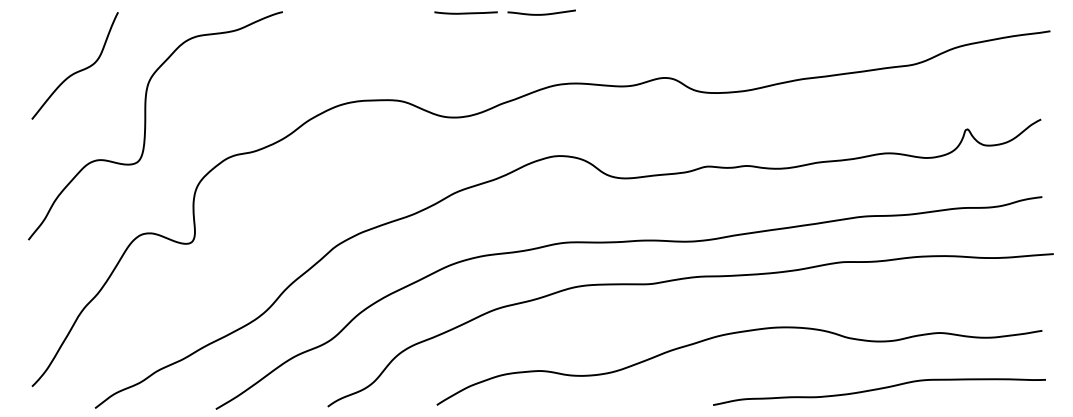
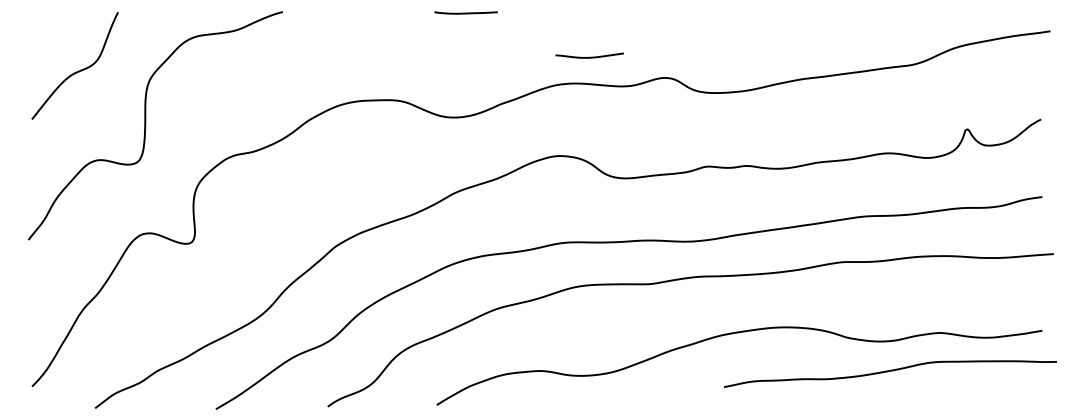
curve position: (541, 13) -> (589, 56) (589, 56)
curve position: (879, 389) -> (890, 371) (890, 371)
